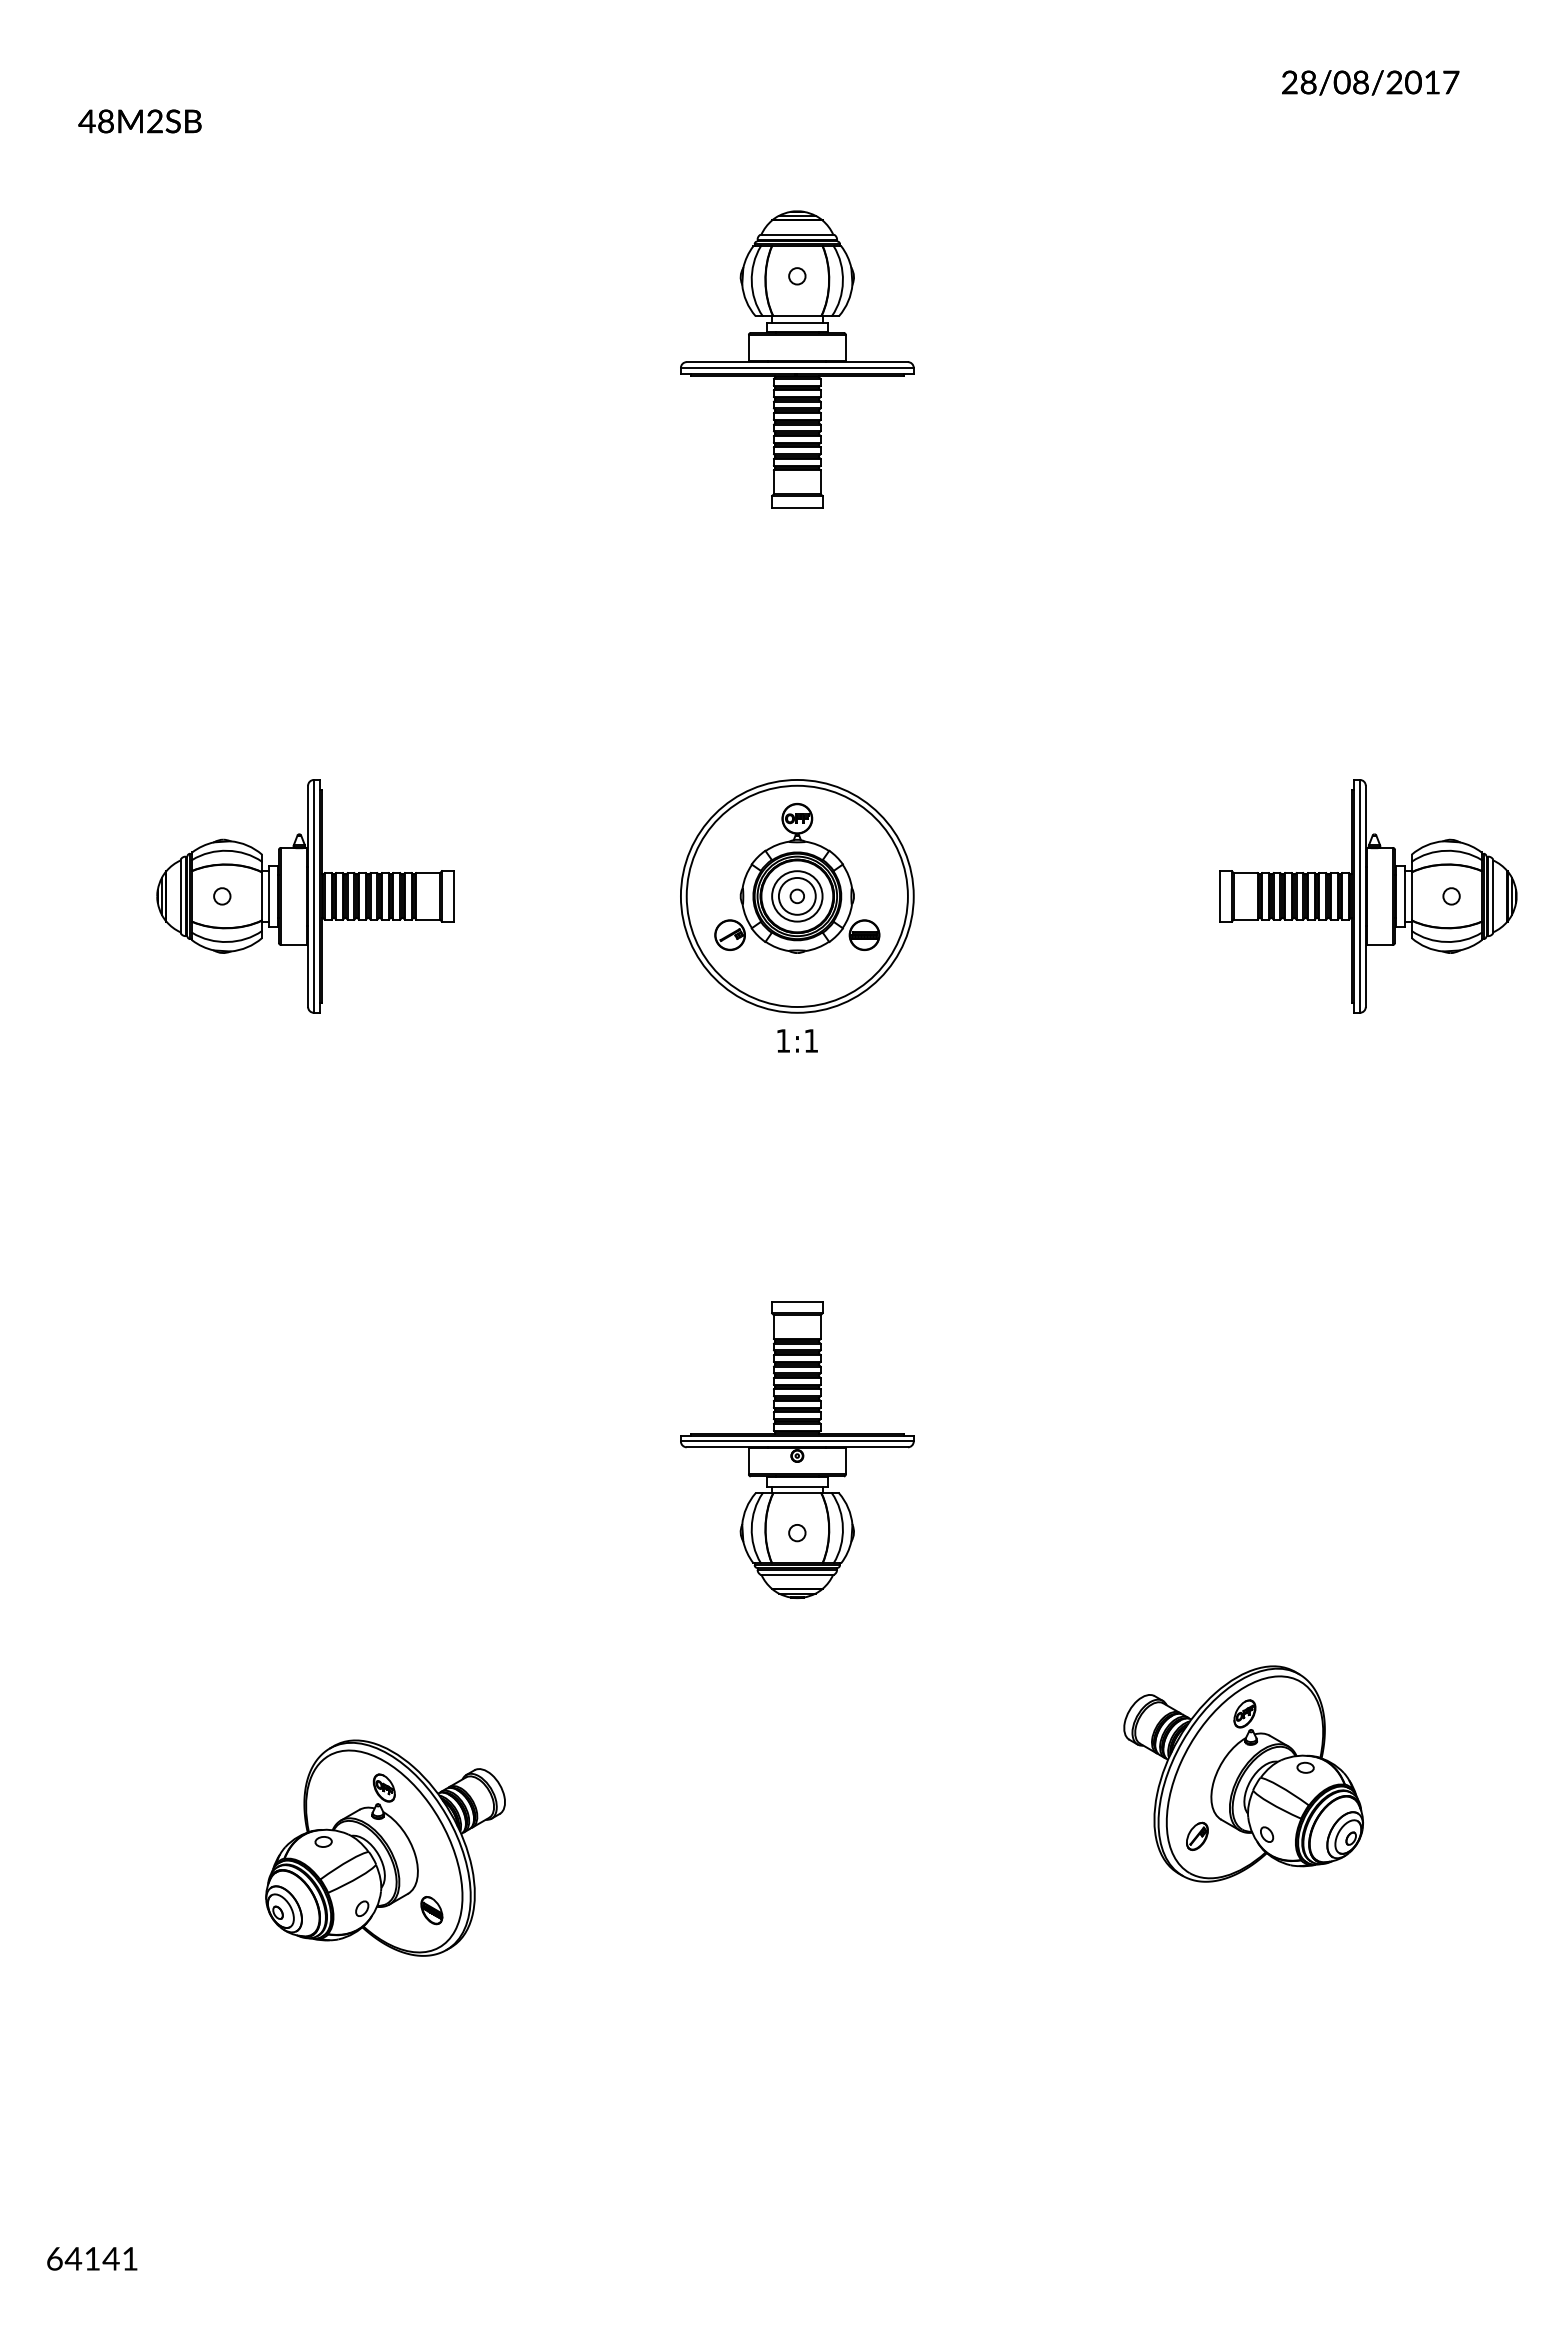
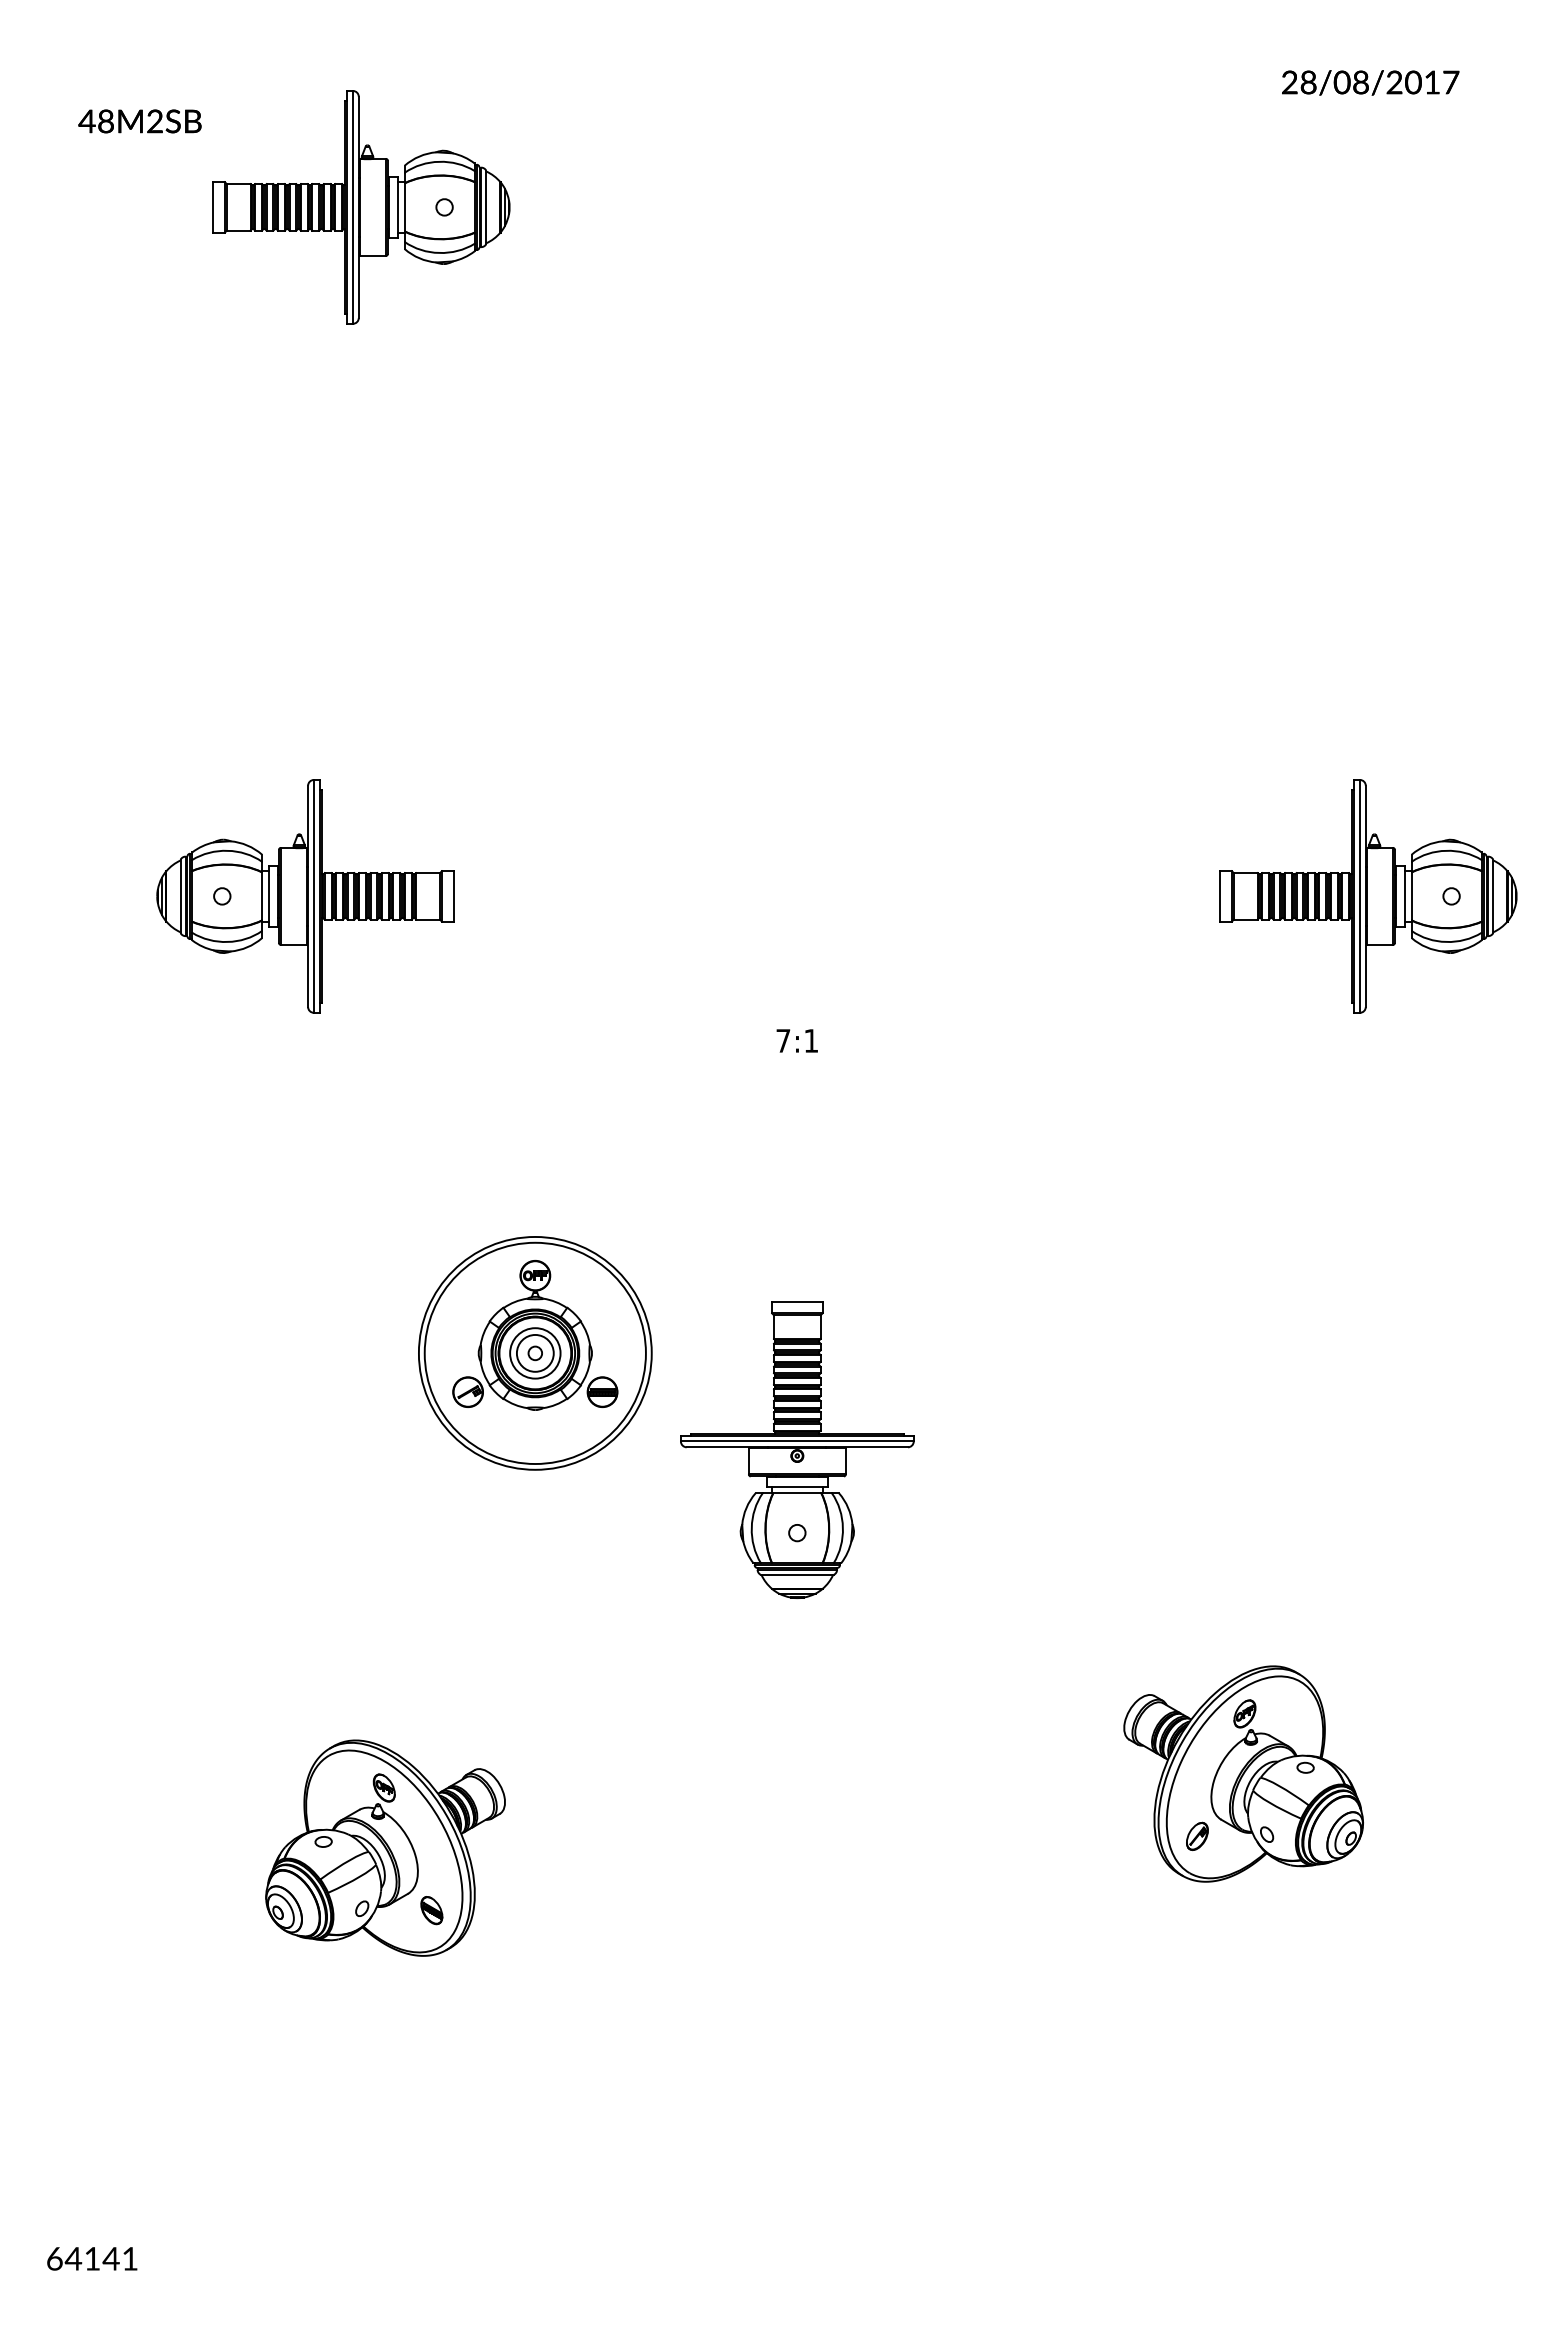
part: none -> present (361, 207)
part: present -> none (797, 359)
part position: (797, 896) -> (535, 1353) (535, 1353)
text: 1:1 -> 7:1 (783, 1040)
